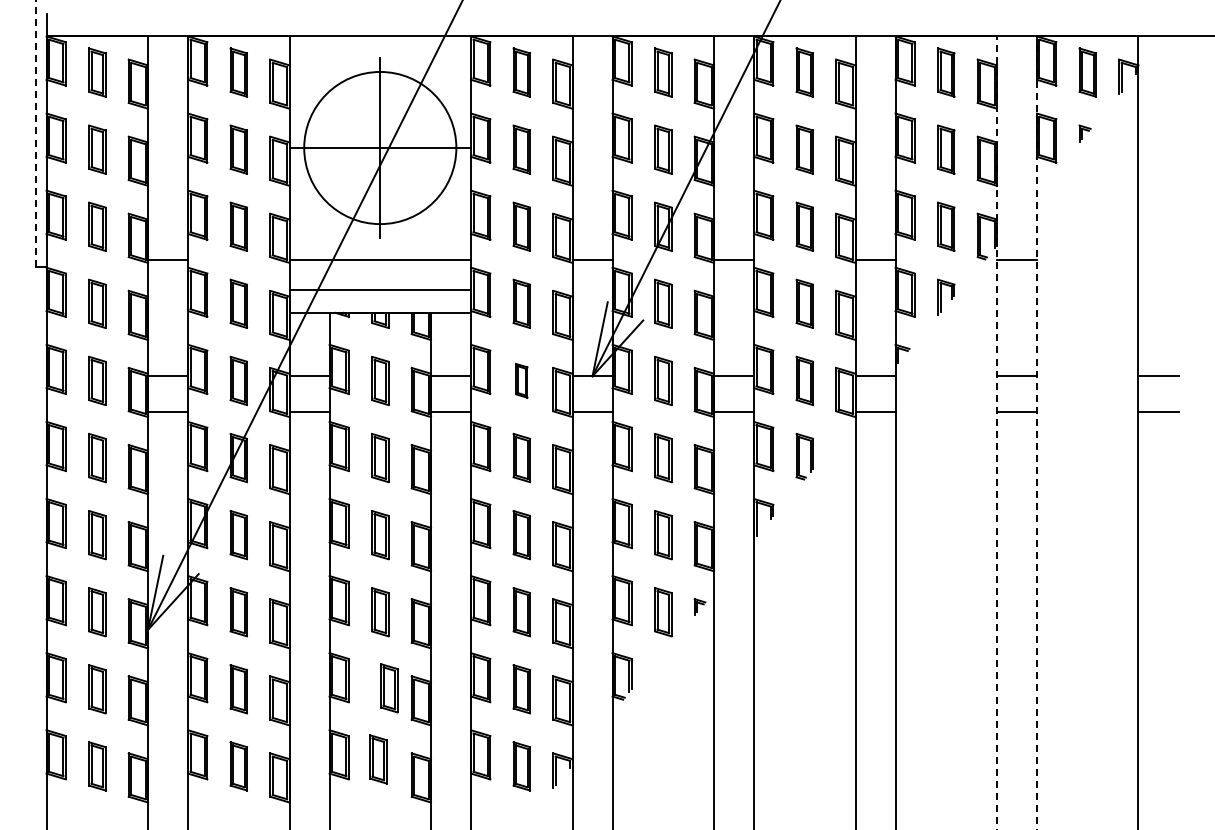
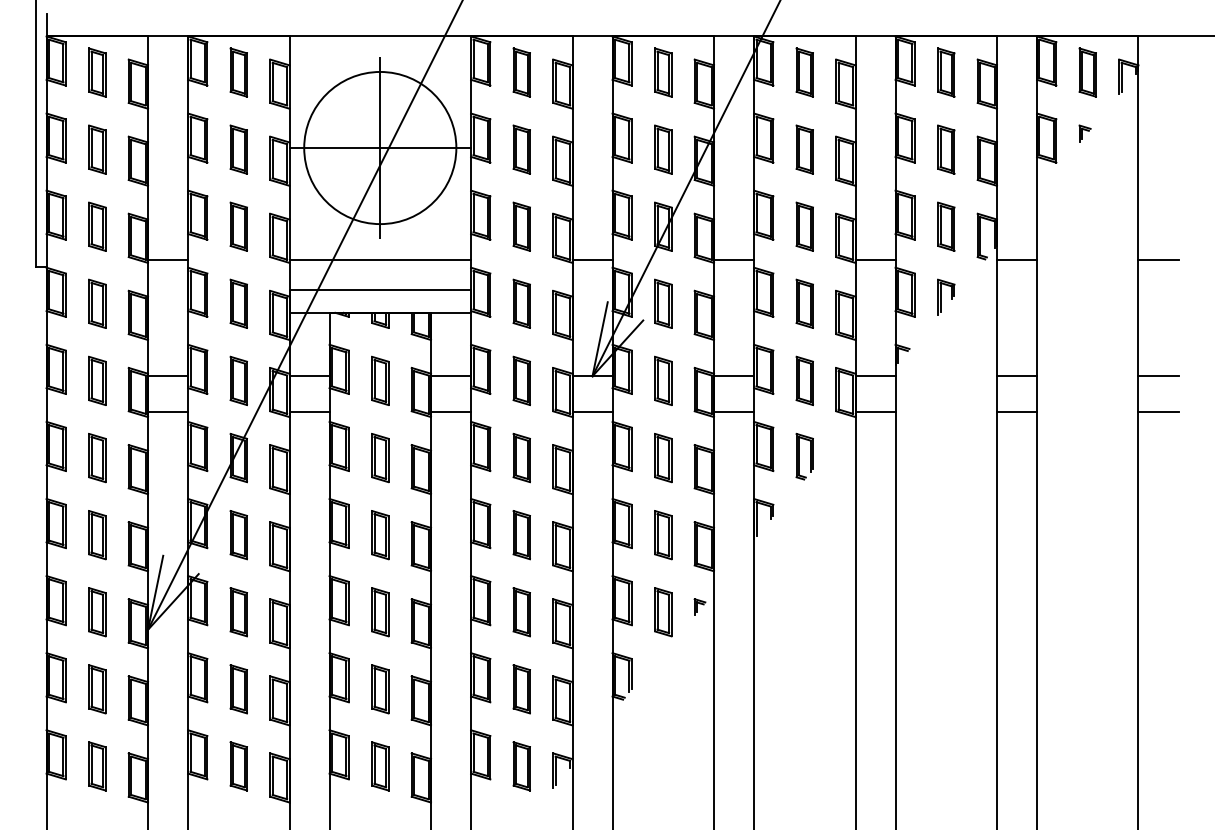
line: dashed -> solid (36, 133)
line: none -> present (1158, 259)
part size: 14x36 px -> 19x51 px (521, 380)
line: dashed -> solid (996, 432)
line: dashed -> solid (1037, 432)
part position: (389, 688) -> (380, 689) (380, 689)
part position: (378, 759) -> (380, 766) (380, 766)
